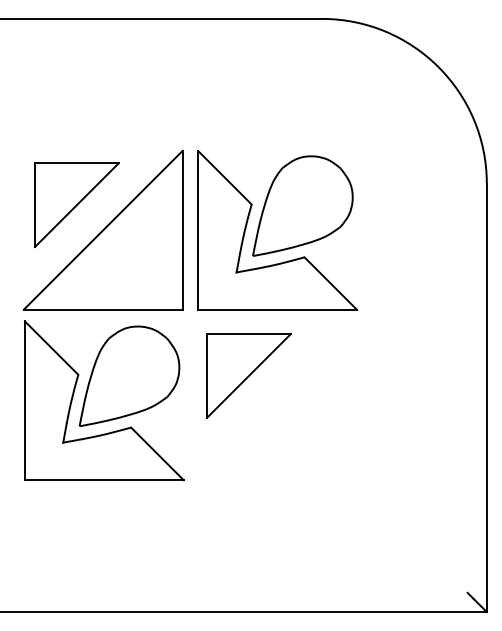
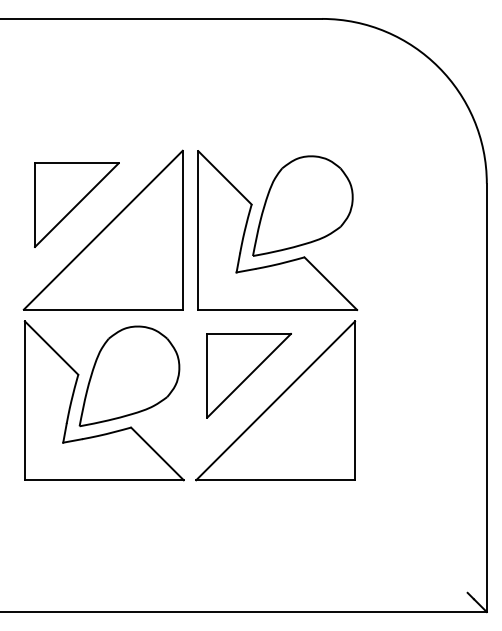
part: none -> present (275, 400)
